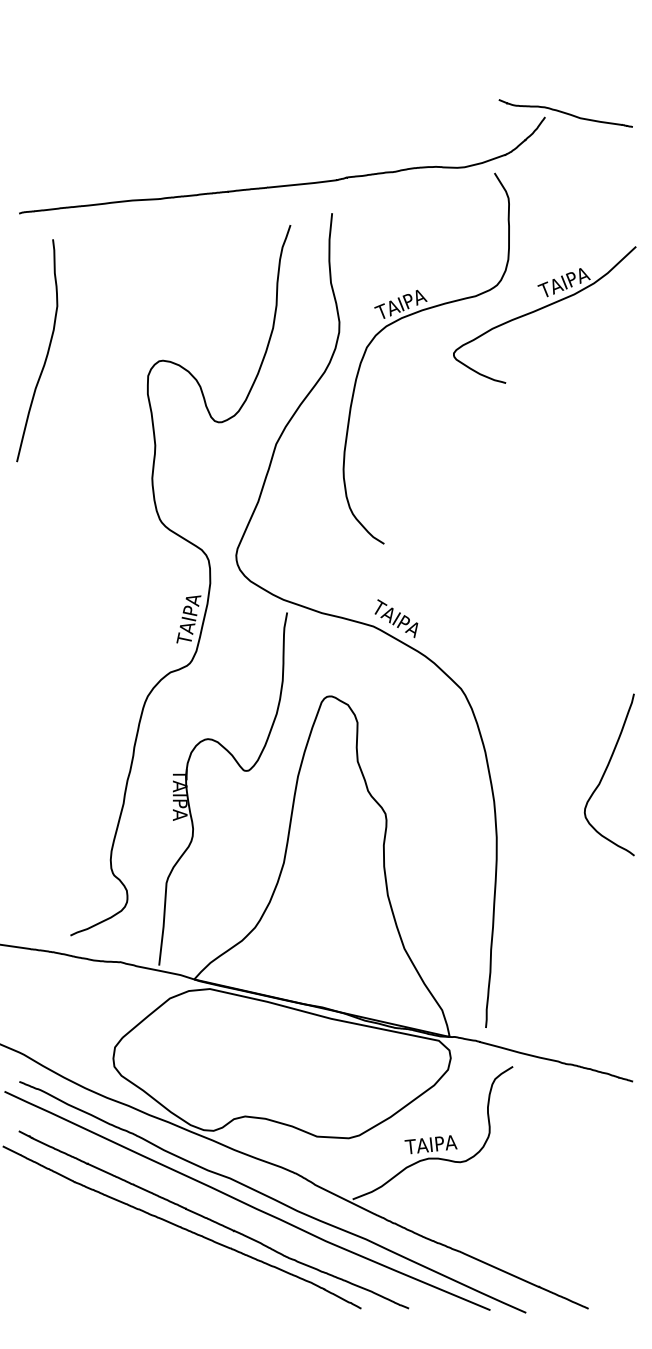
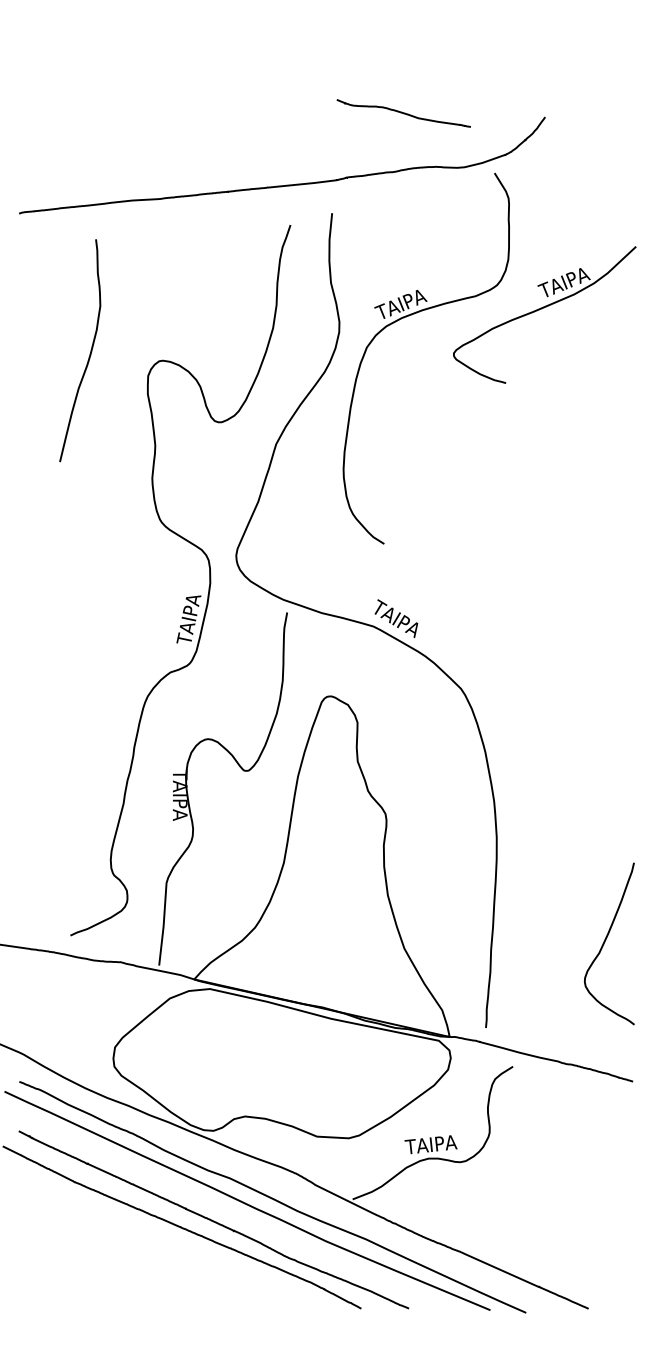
curve position: (565, 113) -> (403, 113) (403, 113)
curve position: (46, 353) -> (89, 353) (89, 353)
curve position: (605, 773) -> (605, 942) (605, 942)
